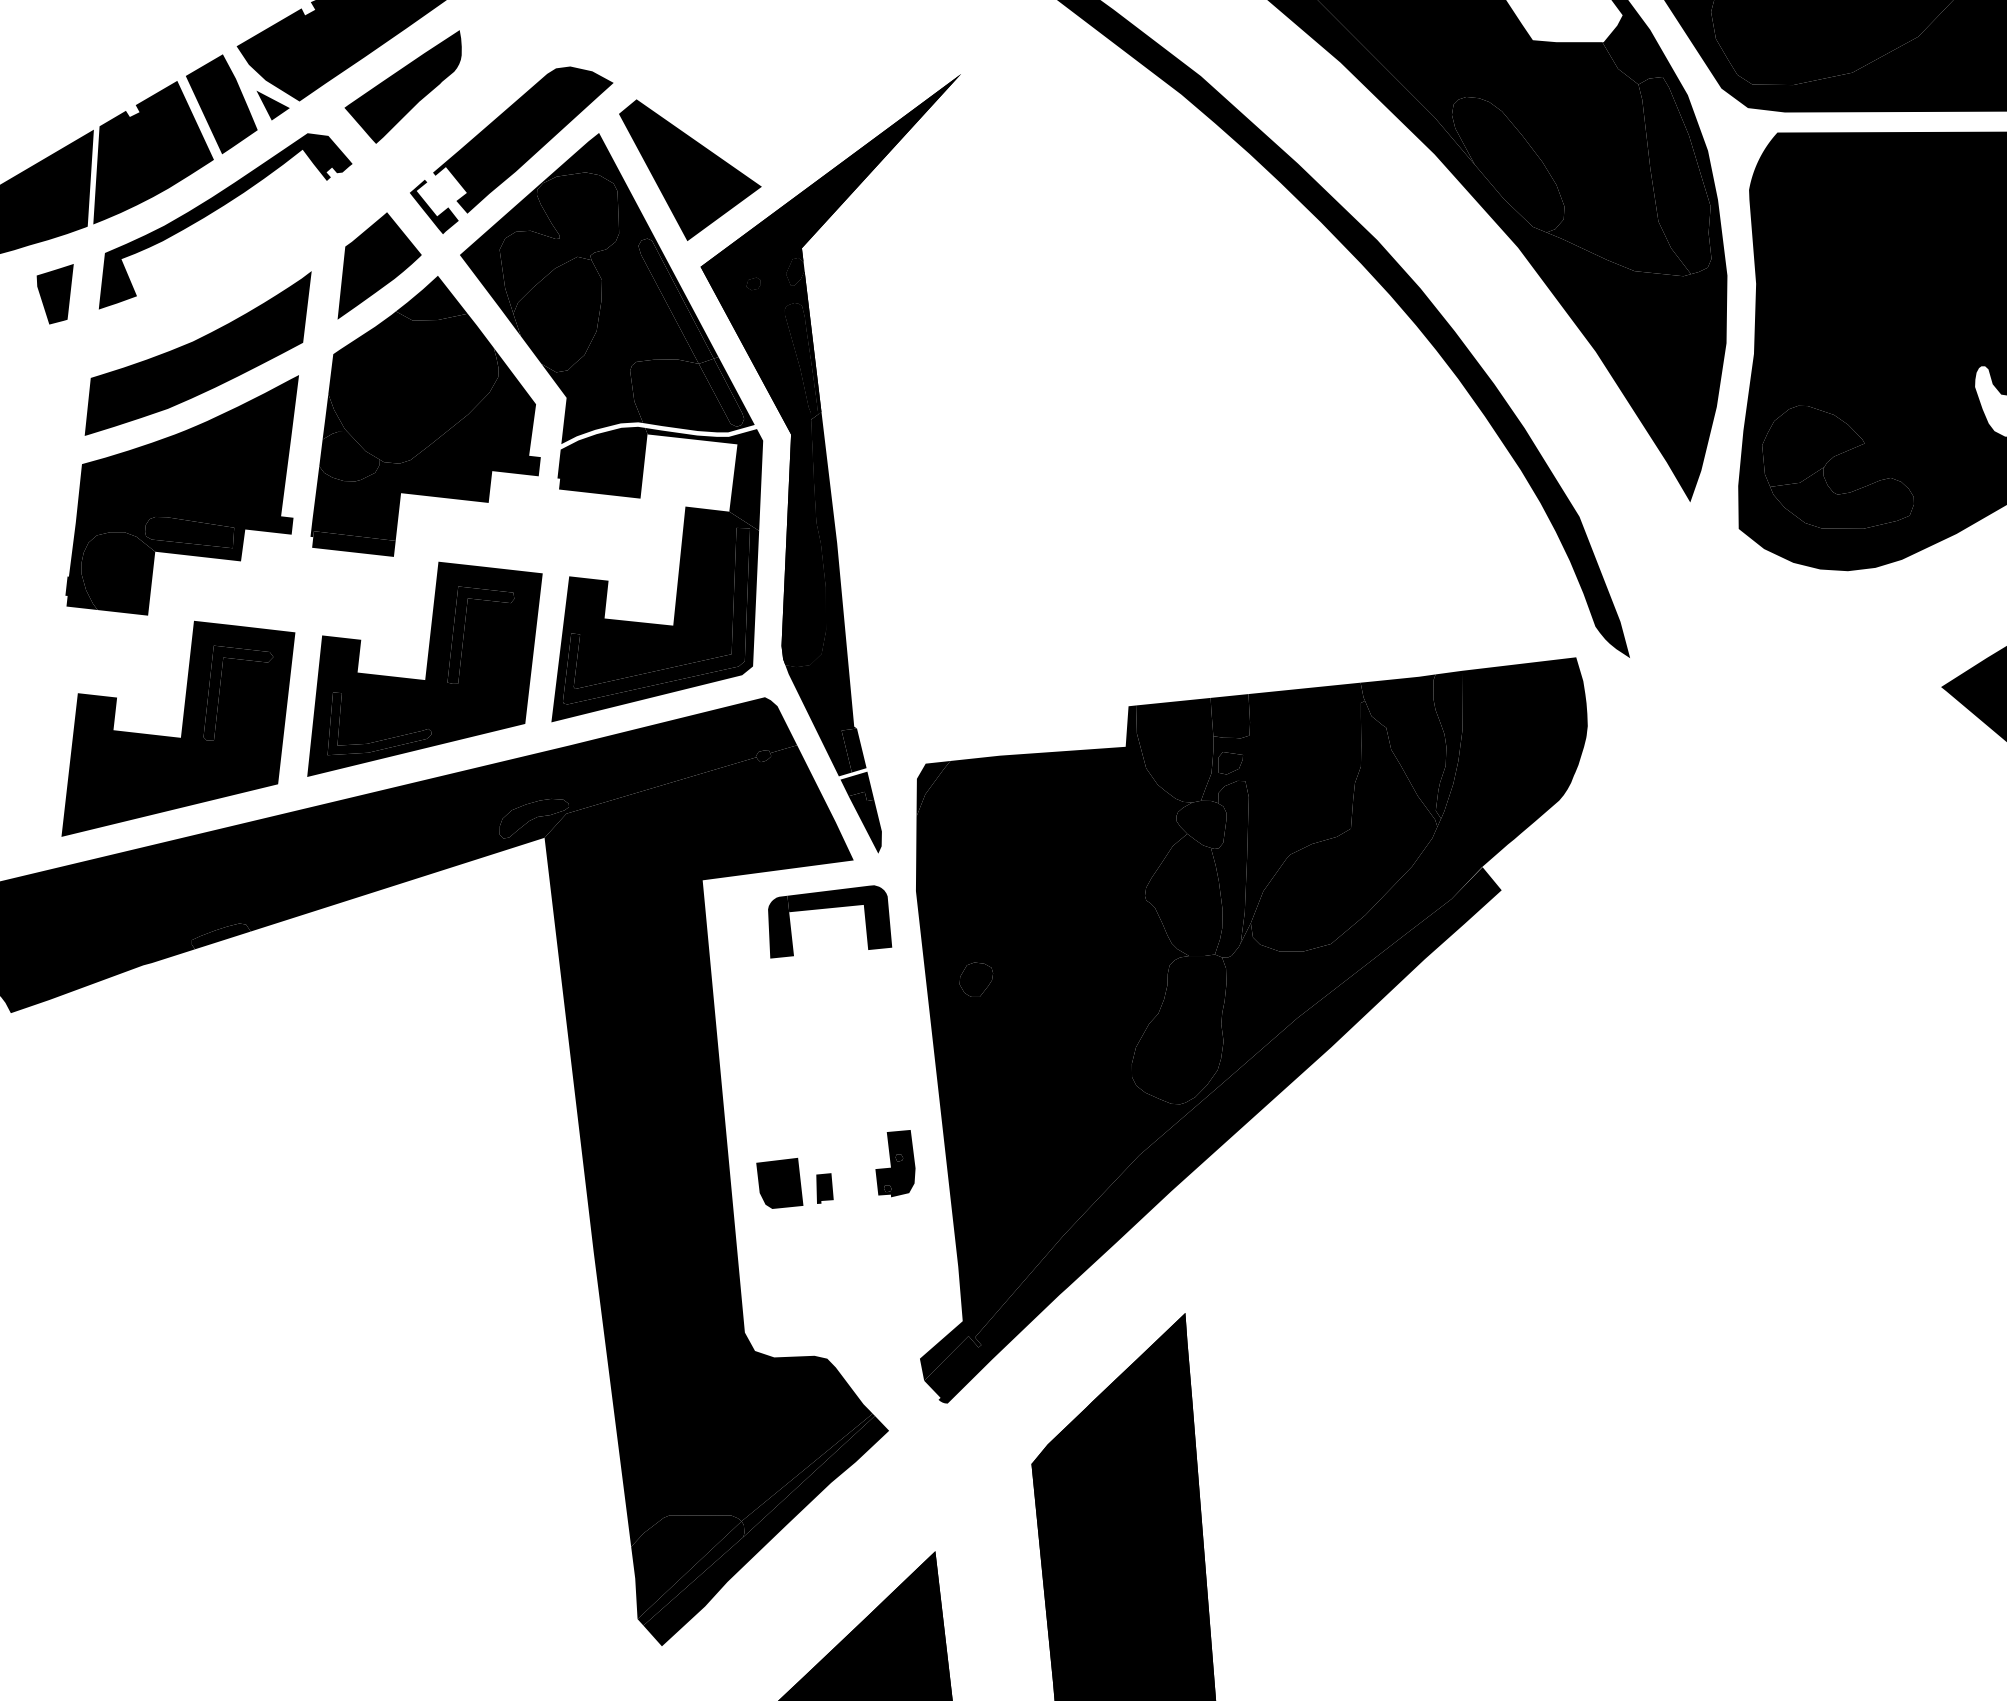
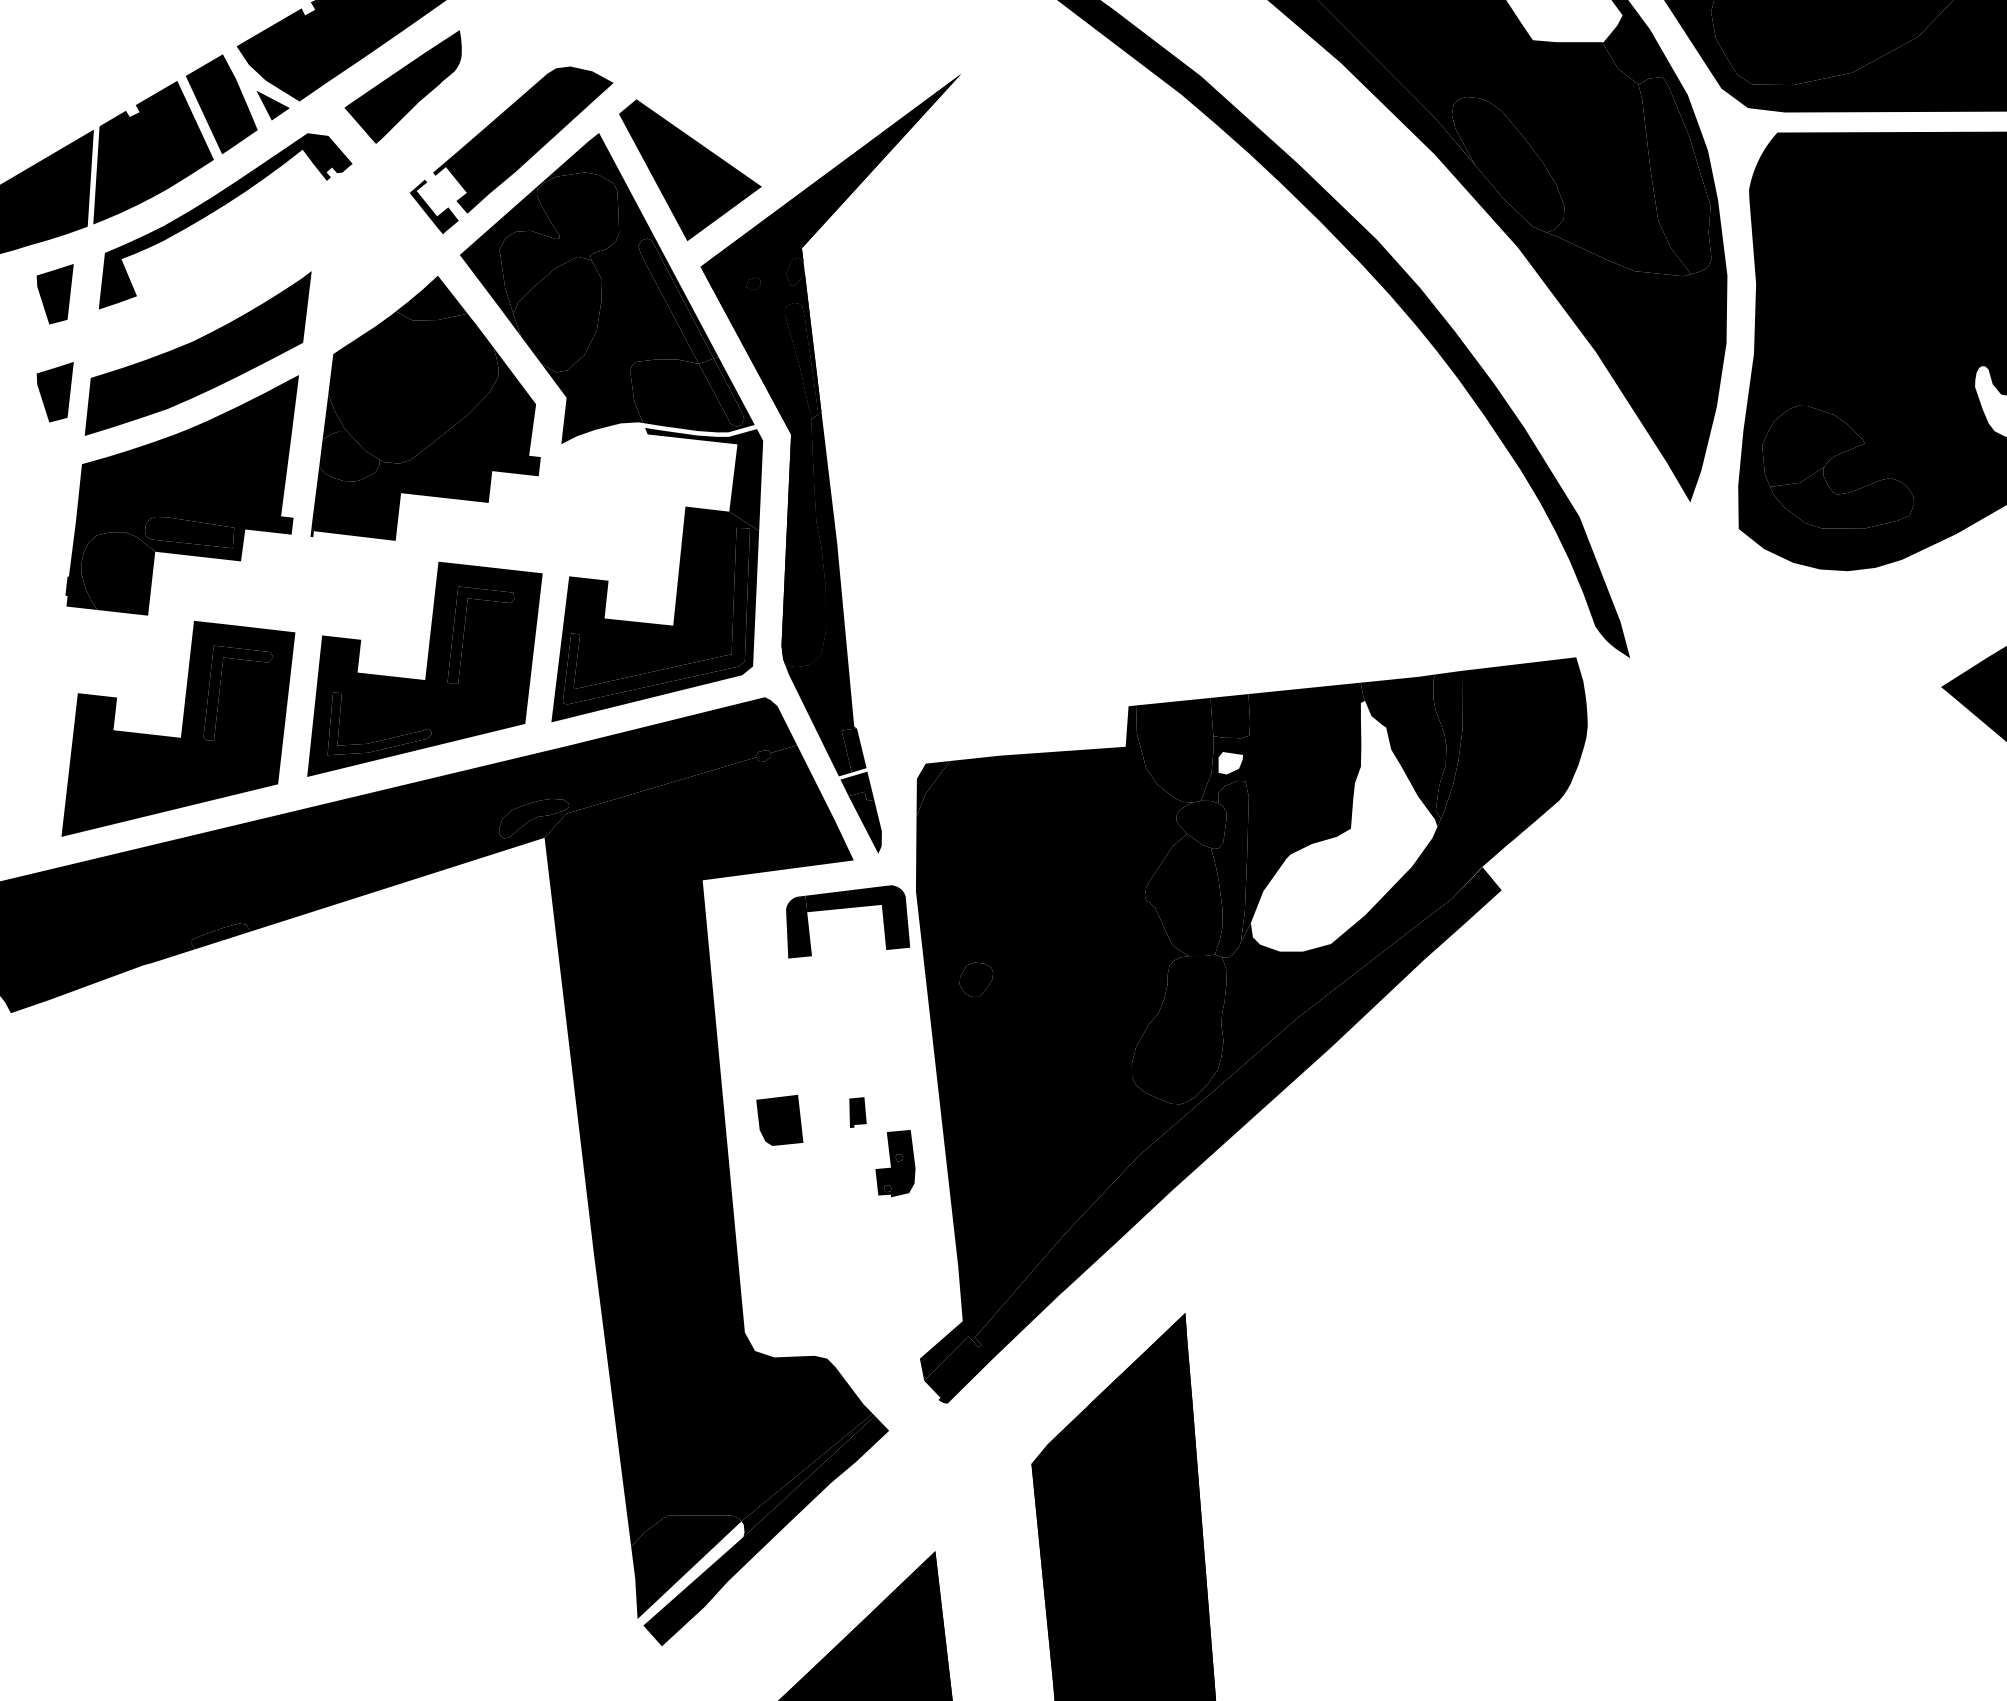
part: present -> none (379, 265)
part: none -> present (54, 392)
fill: present -> none (602, 462)
fill: present -> none (353, 543)
fill: present -> none (1230, 763)
fill: present -> none (1343, 825)
part position: (830, 908) -> (848, 908) (848, 908)
part position: (779, 1182) -> (779, 1119) (779, 1119)
part position: (824, 1188) -> (857, 1112) (857, 1112)
fill: present -> none (690, 1573)
